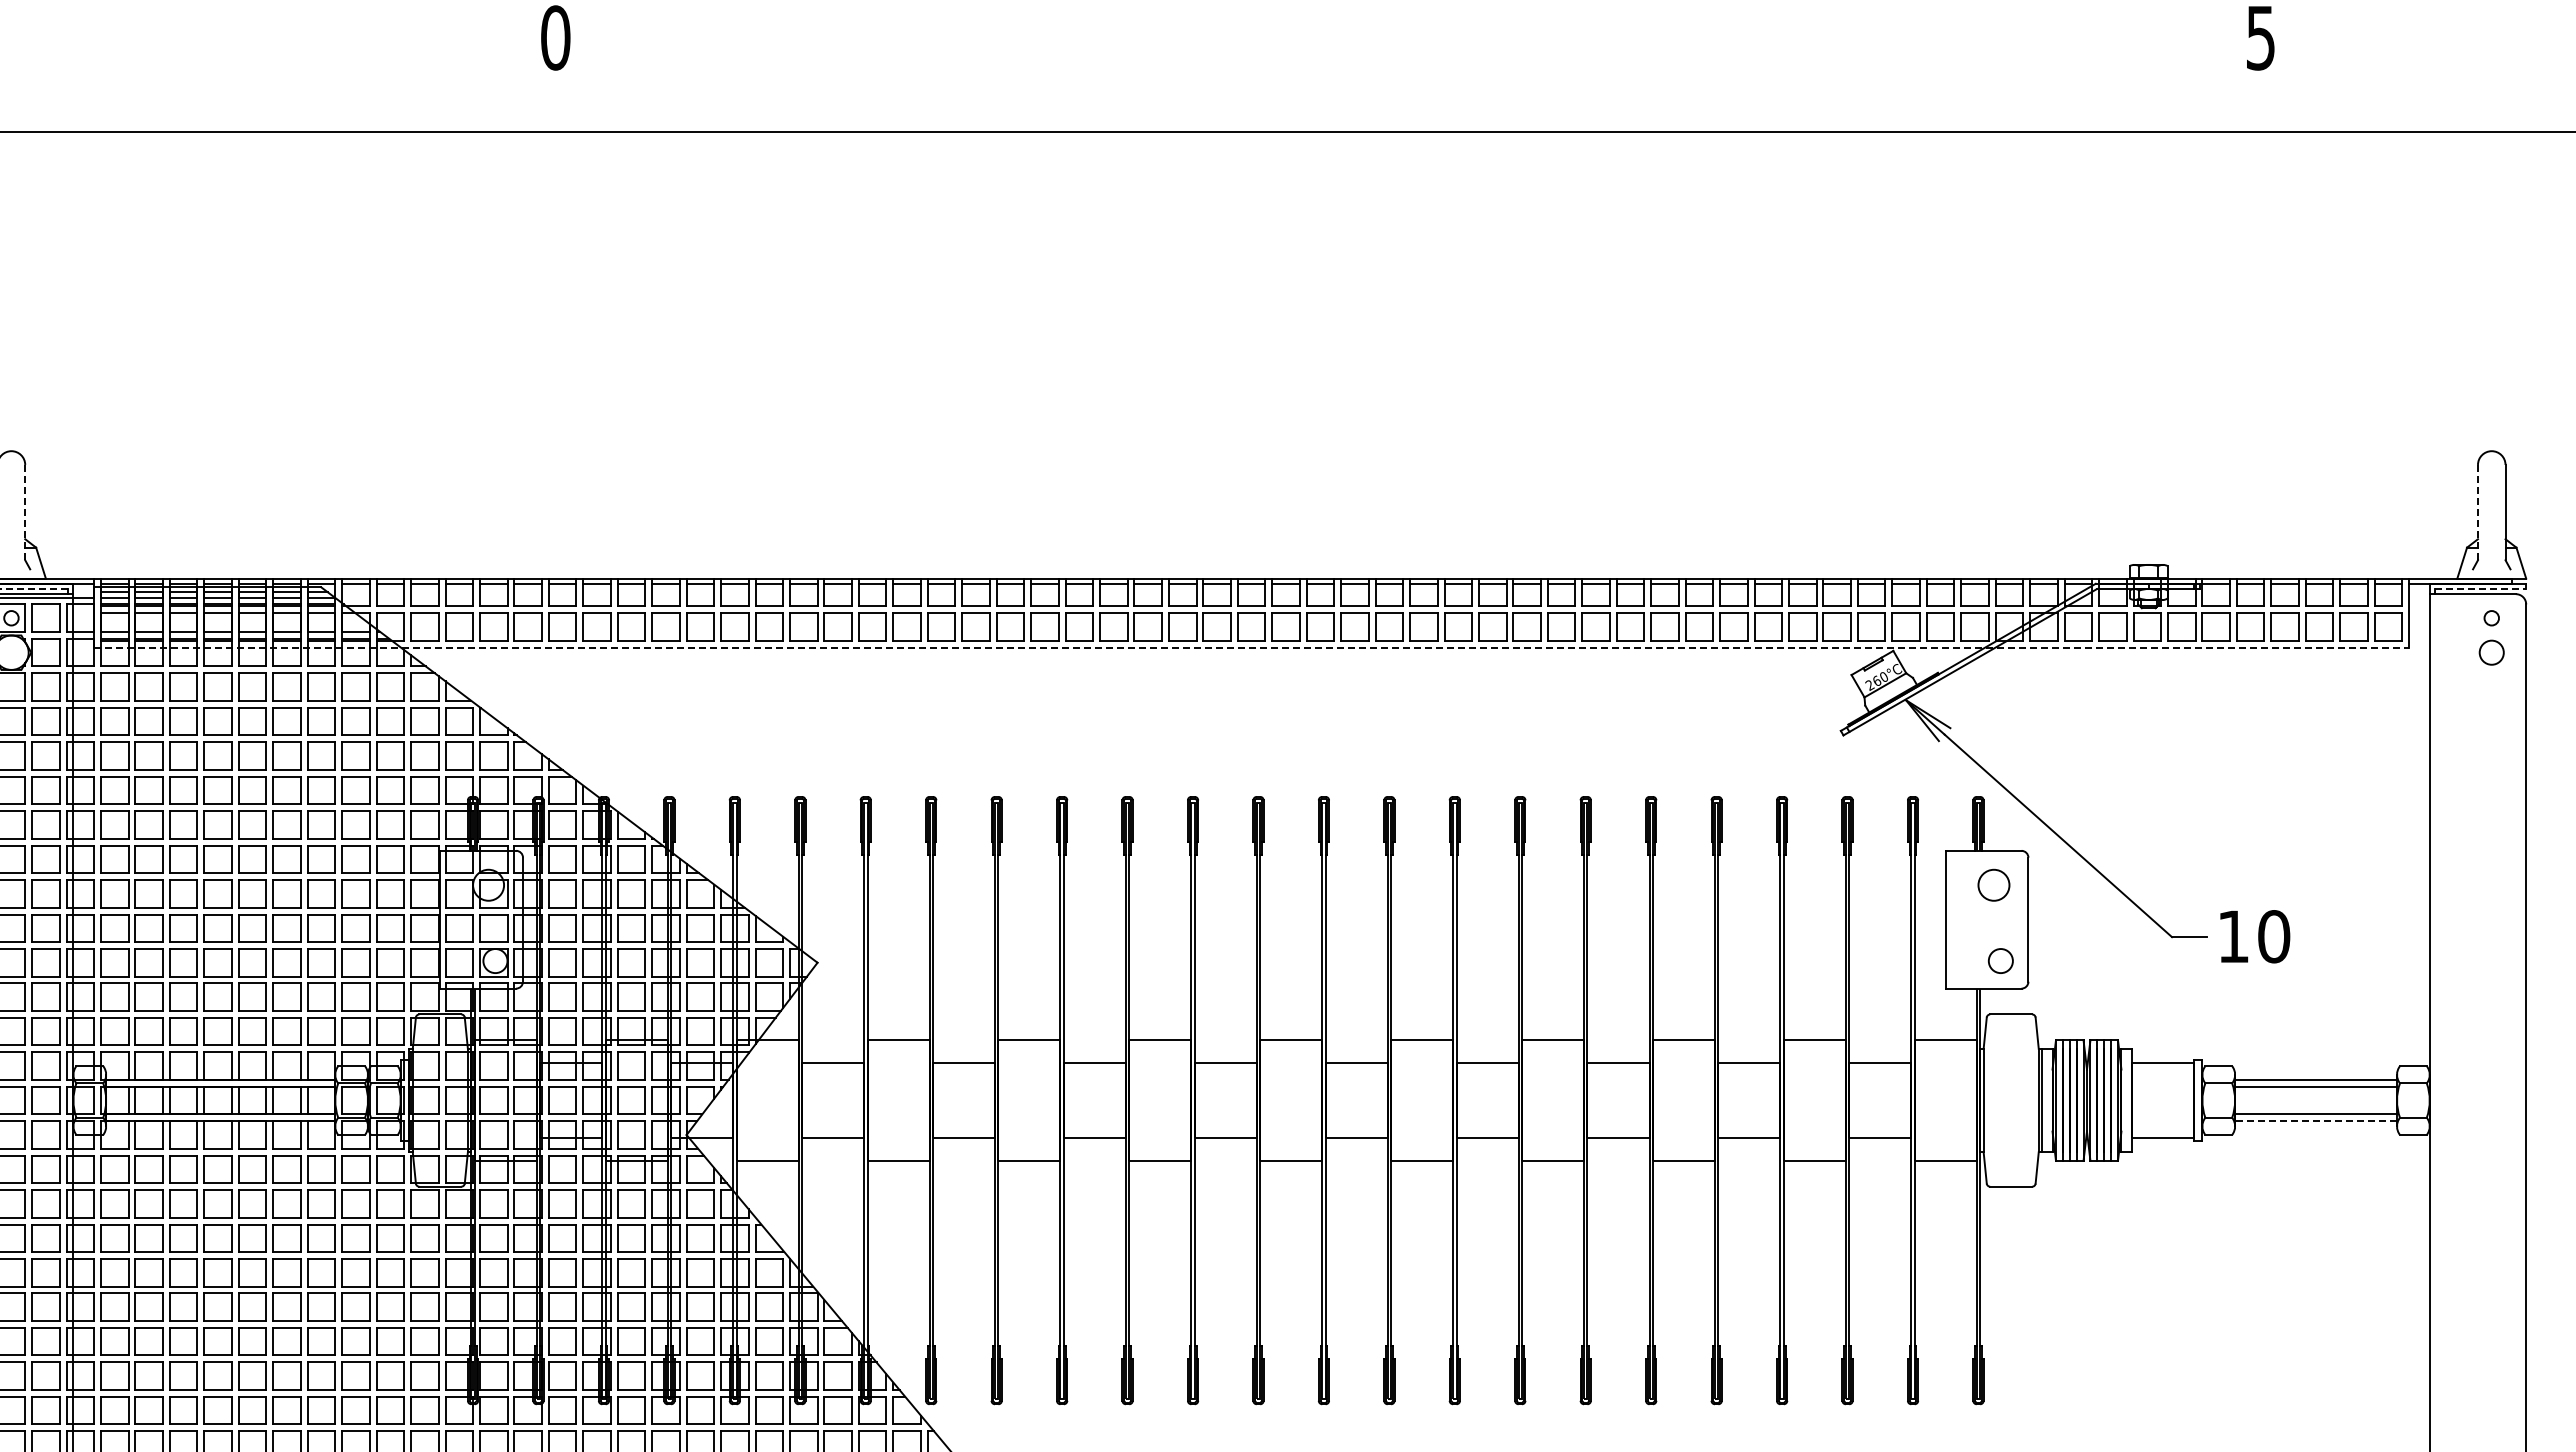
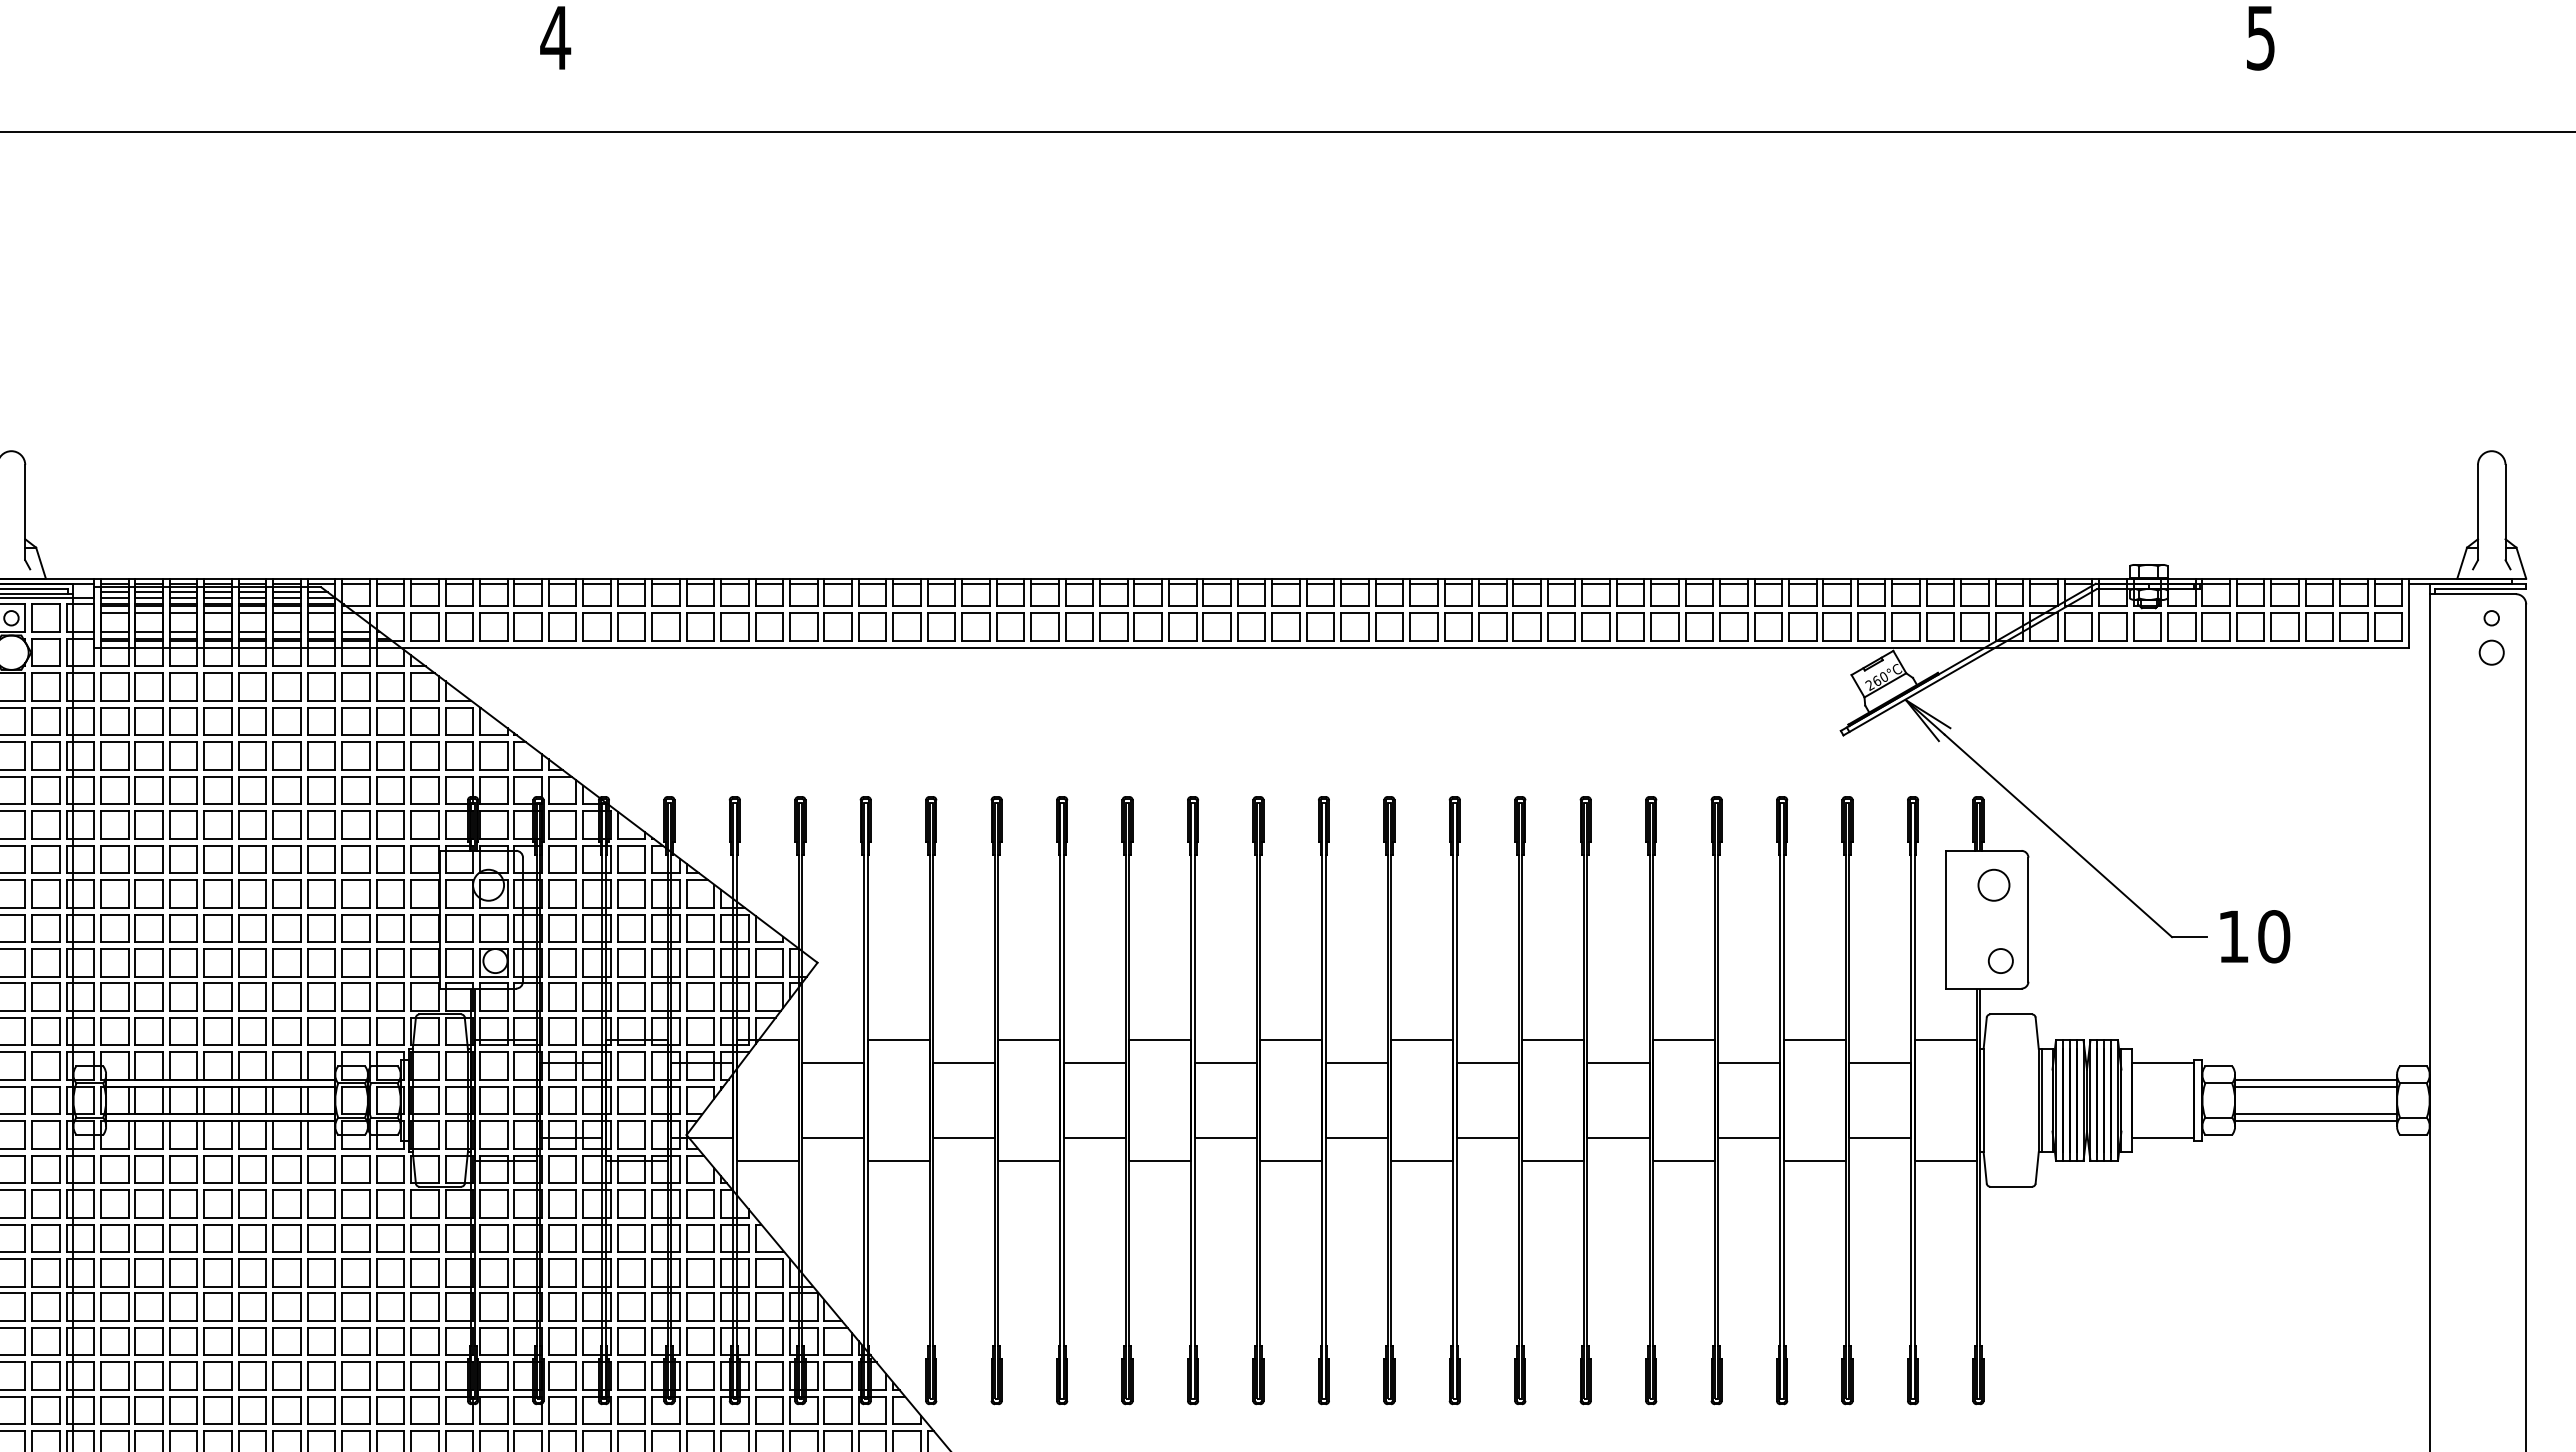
text: 0 -> 4 (555, 37)
line: dashed -> solid (25, 512)
line: dashed -> solid (2477, 512)
line: dashed -> solid (34, 588)
line: dashed -> solid (2480, 588)
line: dashed -> solid (1252, 647)
line: dashed -> solid (2316, 1121)
